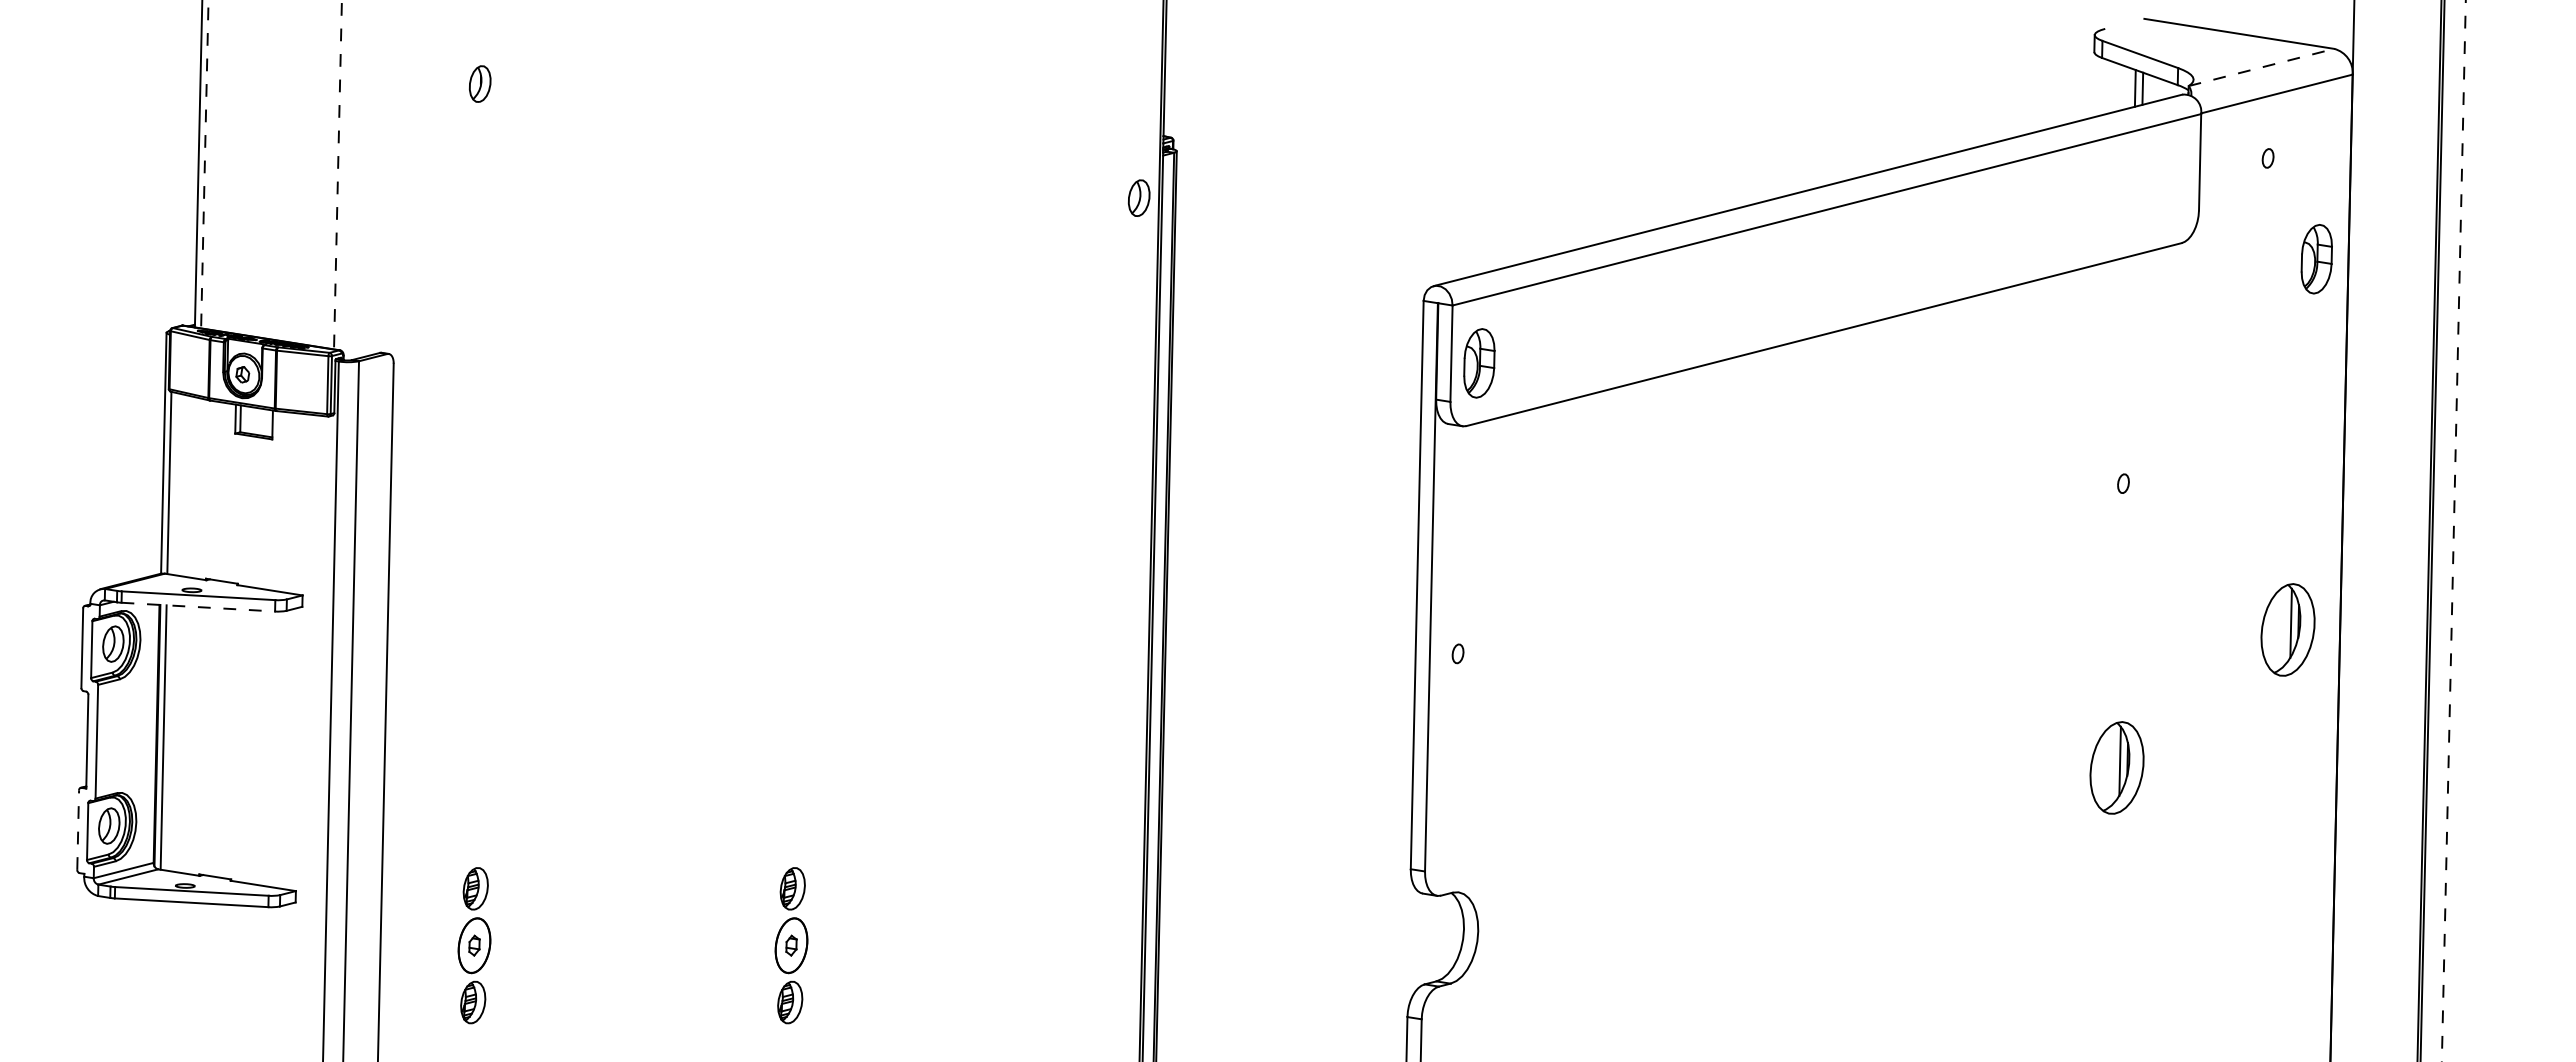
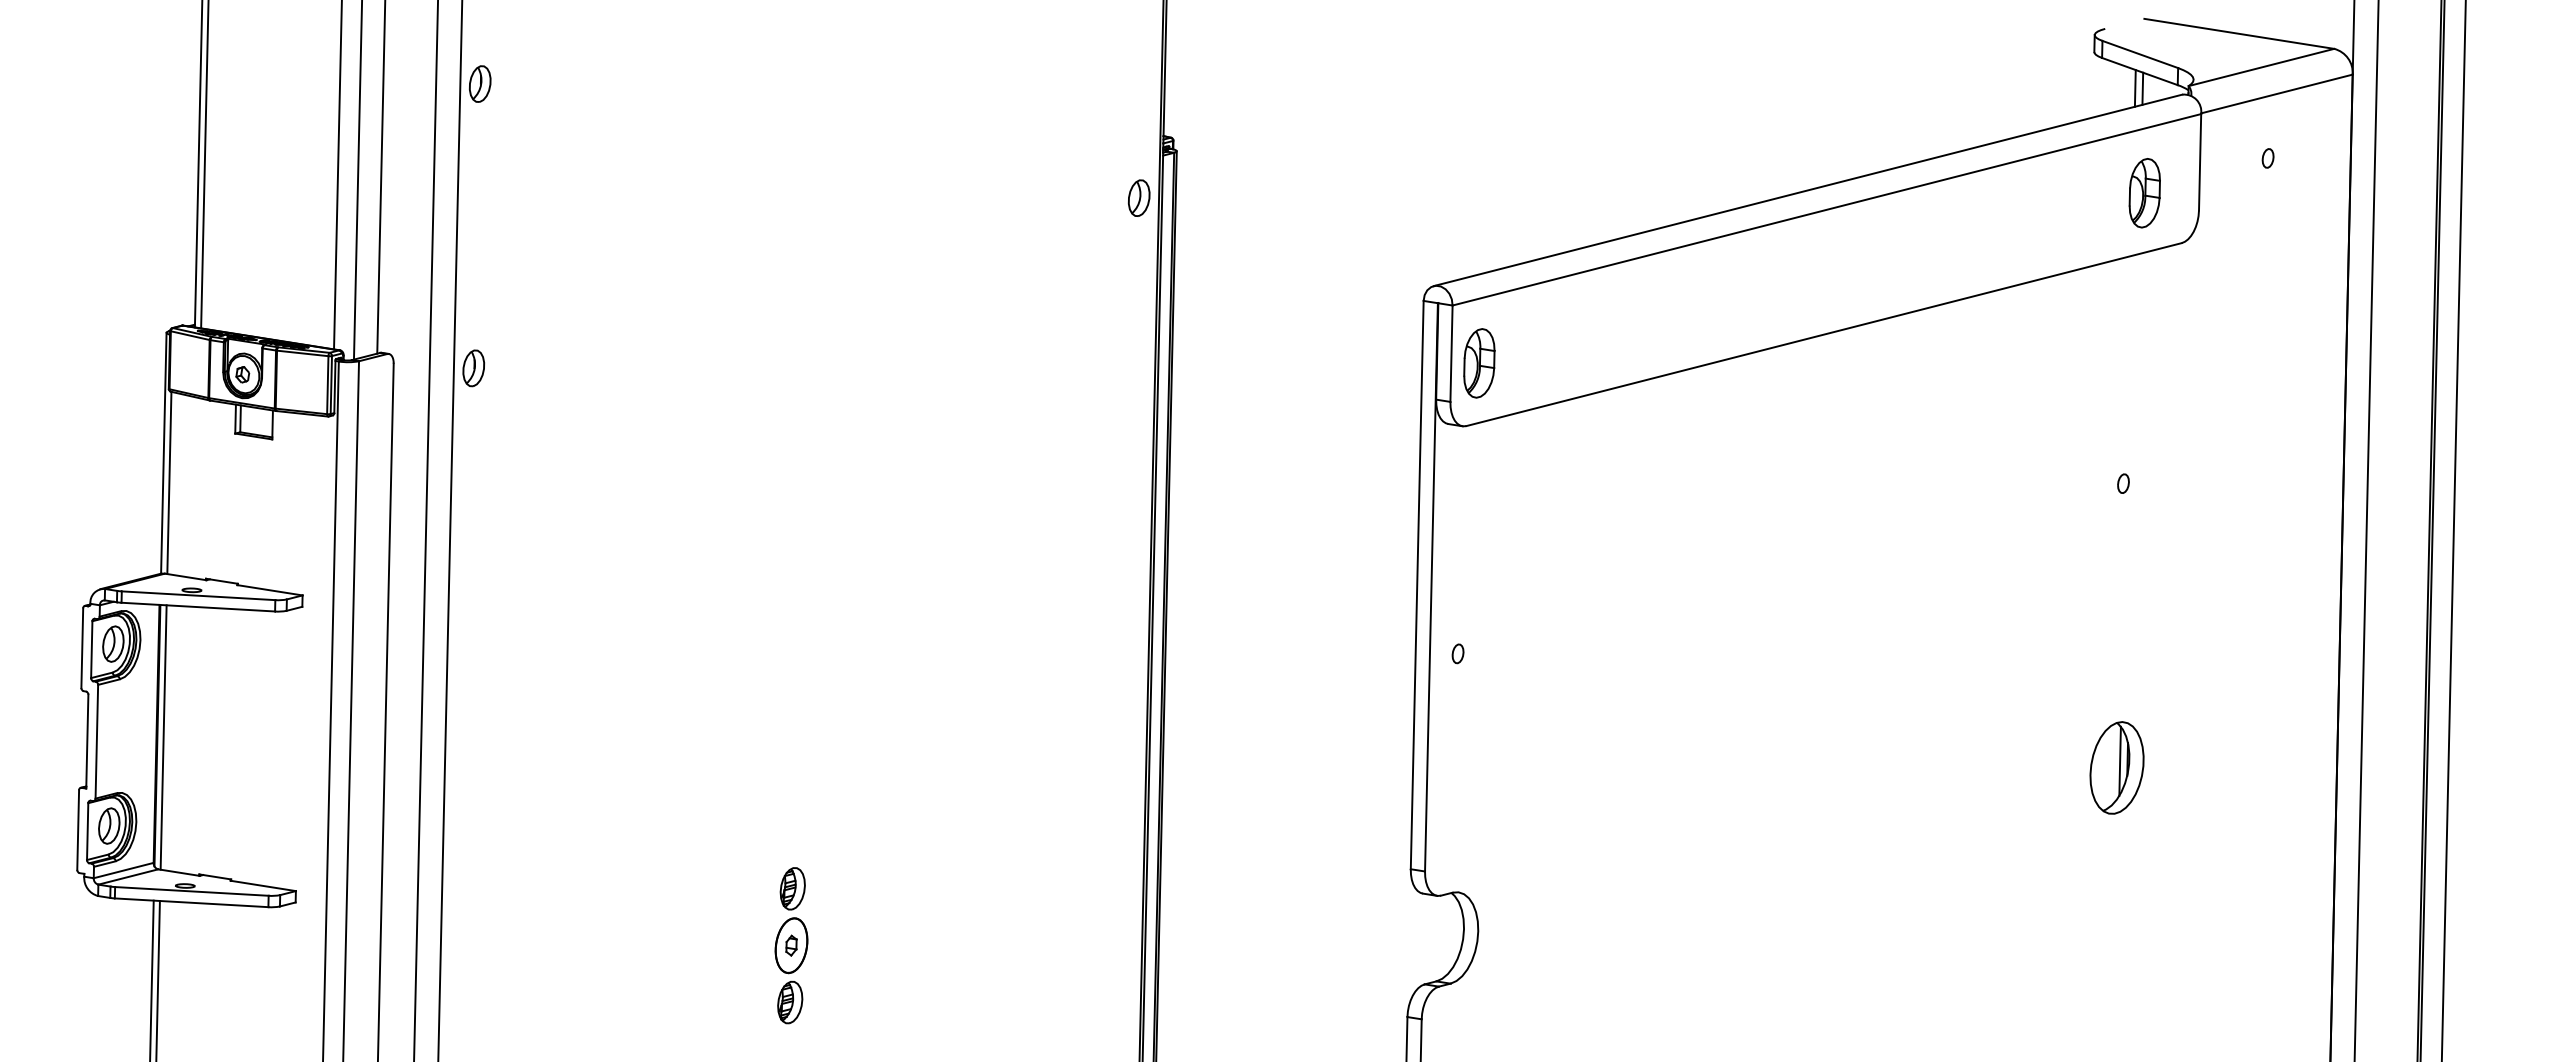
line: dashed -> solid (2261, 67)
line: dashed -> solid (204, 164)
line: dashed -> solid (337, 175)
line: none -> present (381, 177)
line: none -> present (357, 180)
part position: (2316, 259) -> (2144, 193) (2144, 193)
part: none -> present (473, 368)
line: none -> present (425, 530)
line: none -> present (450, 530)
line: none -> present (2366, 530)
line: dashed -> solid (2453, 531)
line: dashed -> solid (198, 607)
part: present -> none (2287, 629)
line: dashed -> solid (78, 830)
part: present -> none (474, 945)
line: none -> present (151, 979)
line: none -> present (157, 979)
